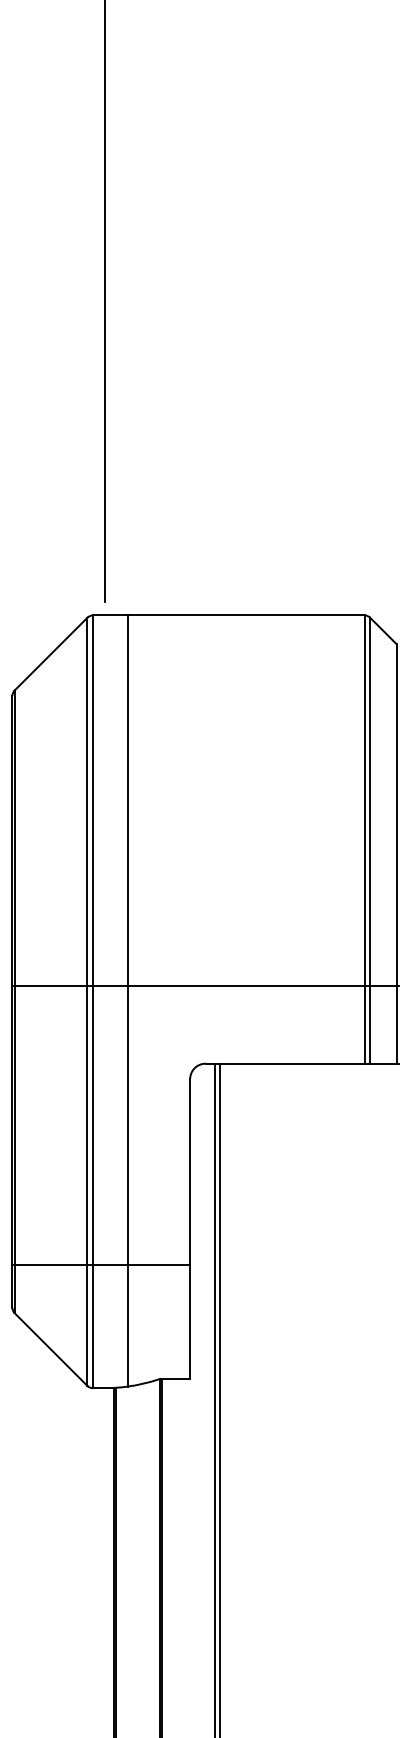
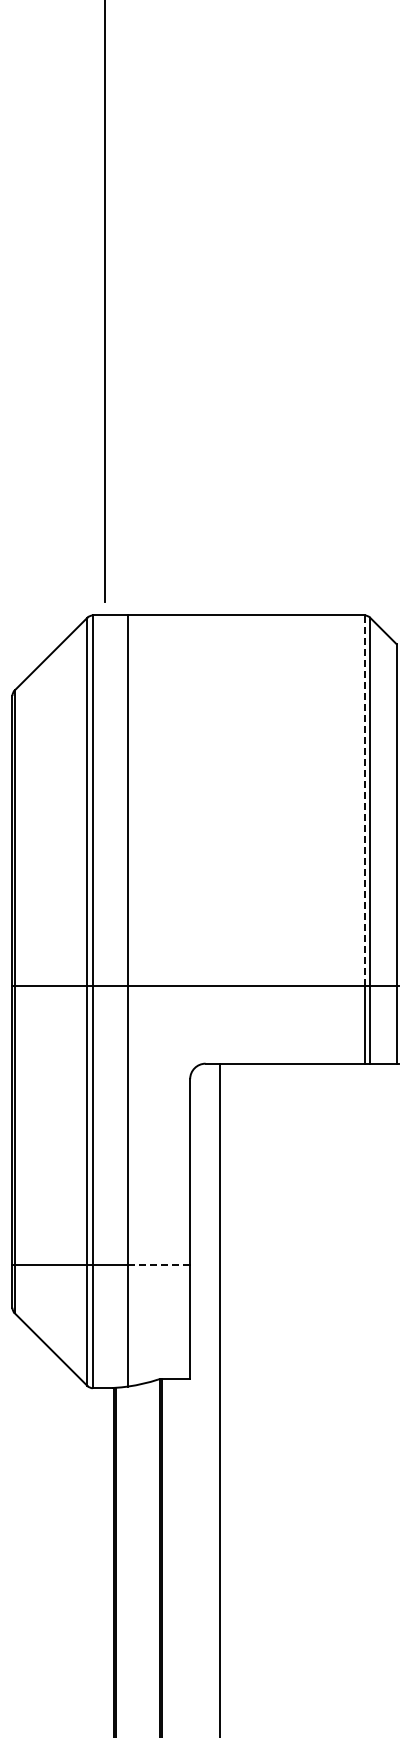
line: solid -> dashed (364, 800)
line: solid -> dashed (159, 1264)
line: present -> none (214, 1398)
